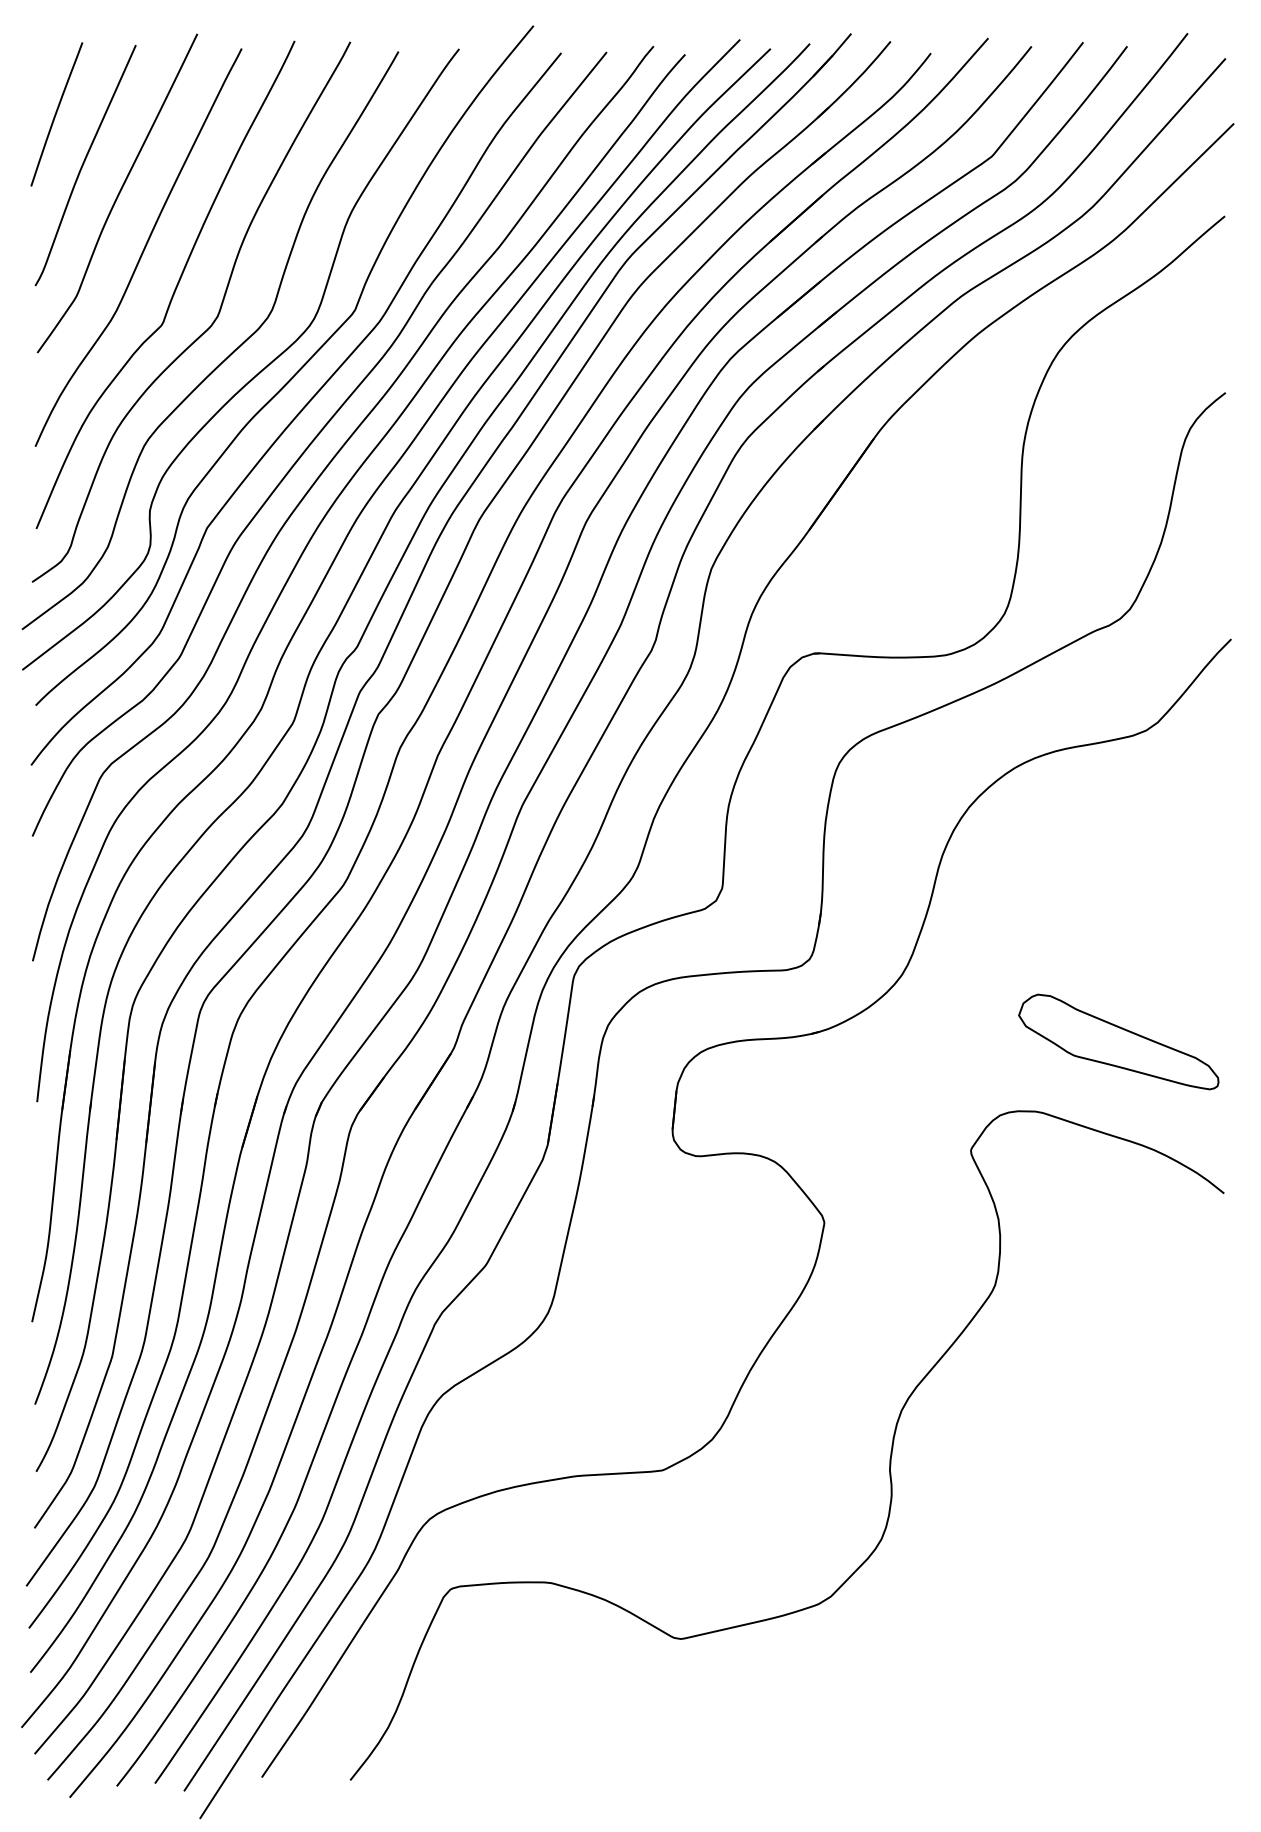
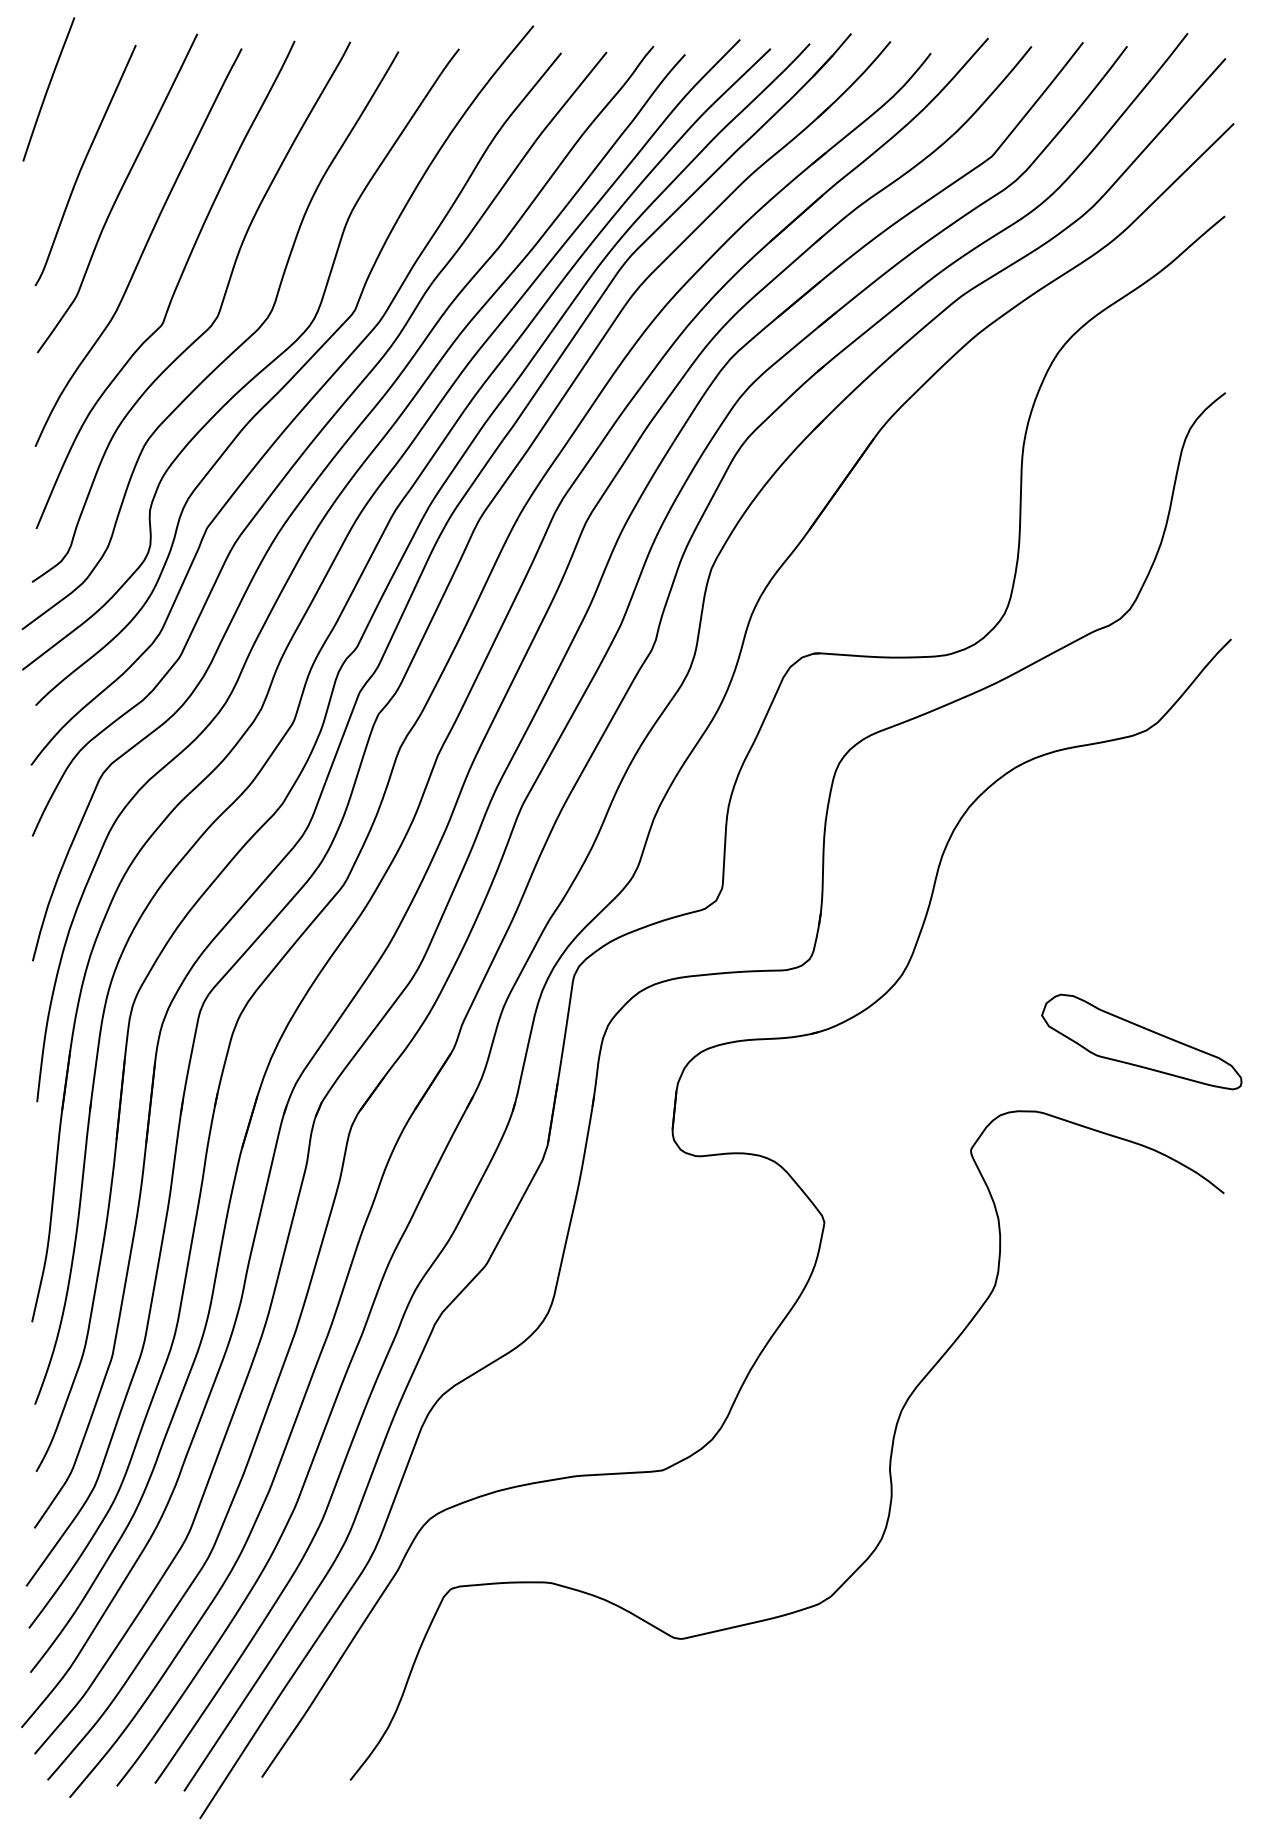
curve position: (56, 114) -> (48, 89) (48, 89)
part position: (1118, 1041) -> (1141, 1041) (1141, 1041)
